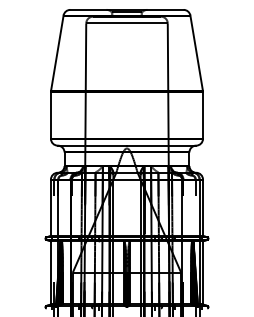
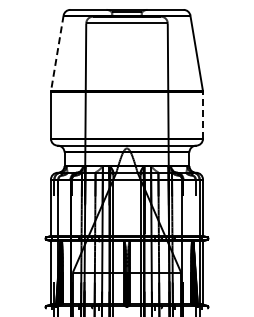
line: solid -> dashed (57, 53)
line: solid -> dashed (203, 114)
